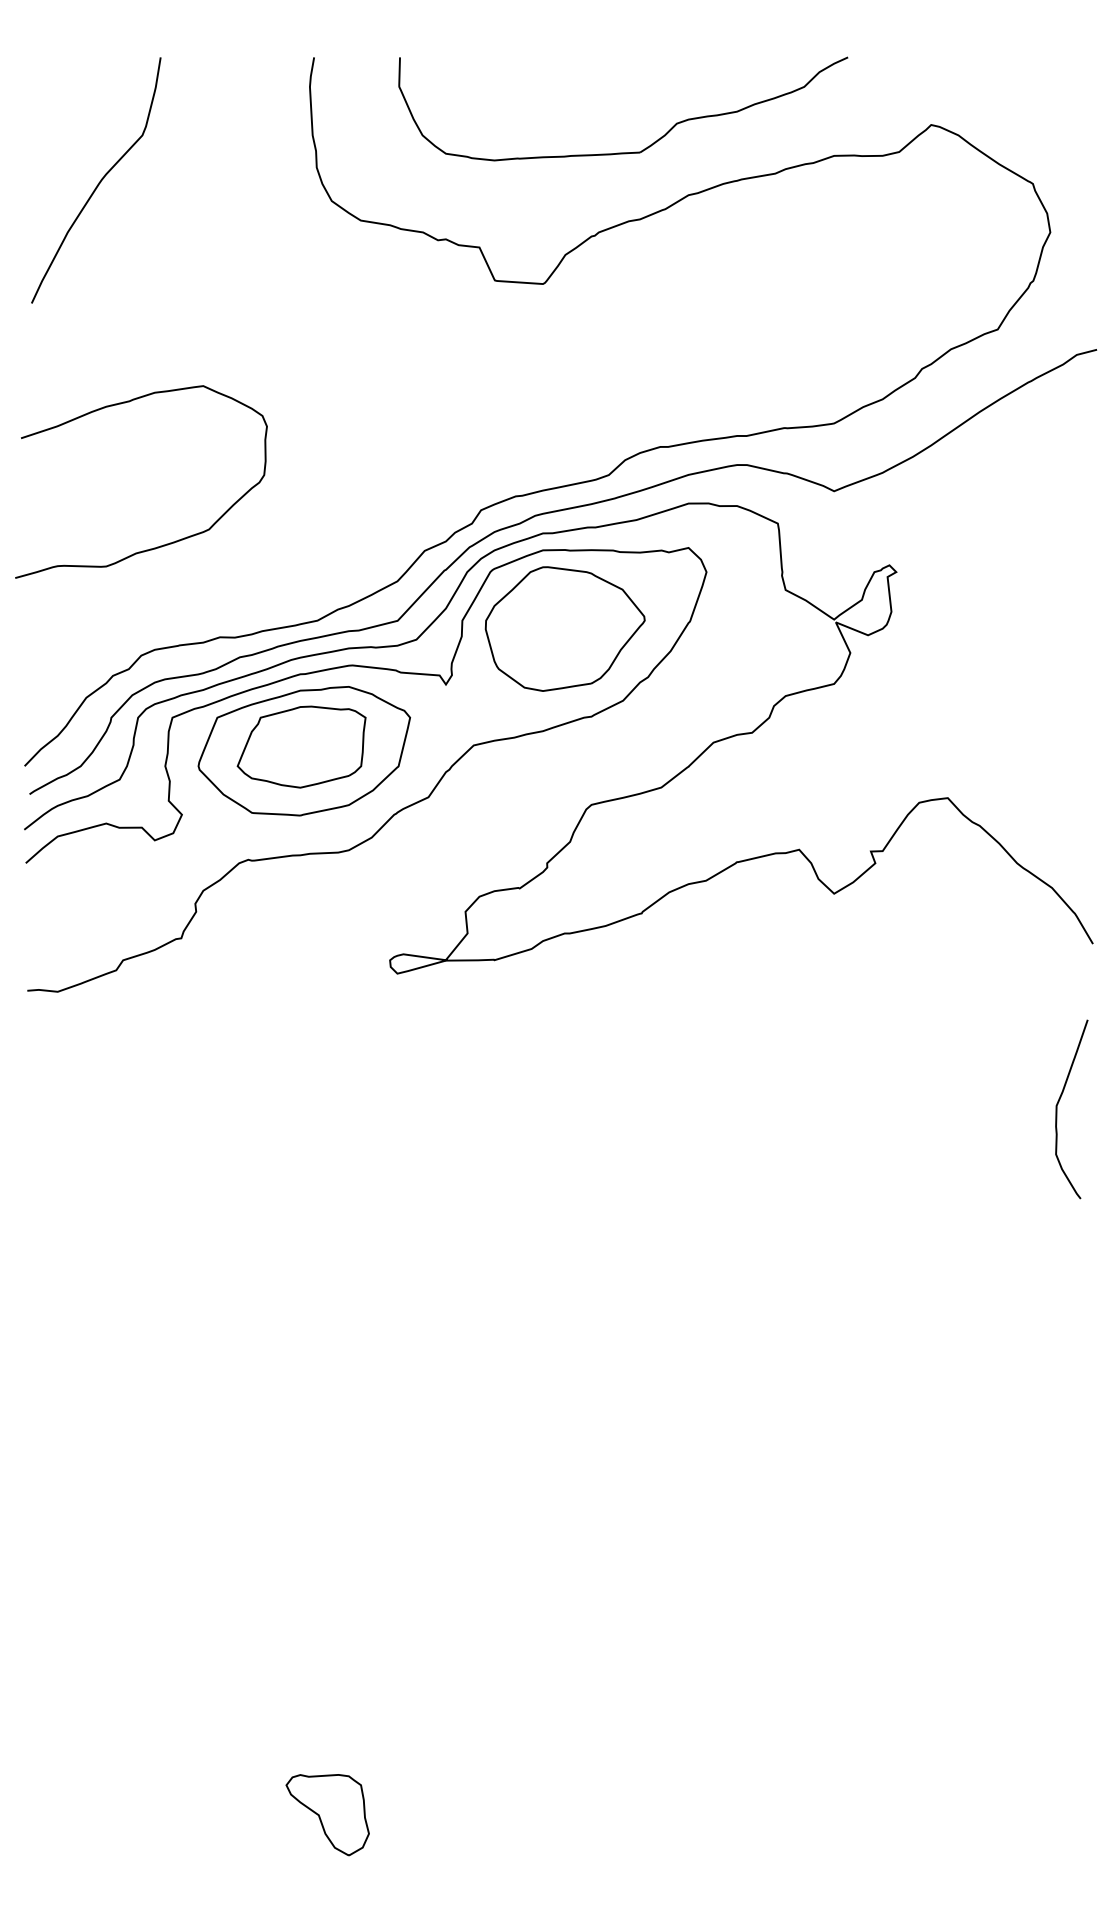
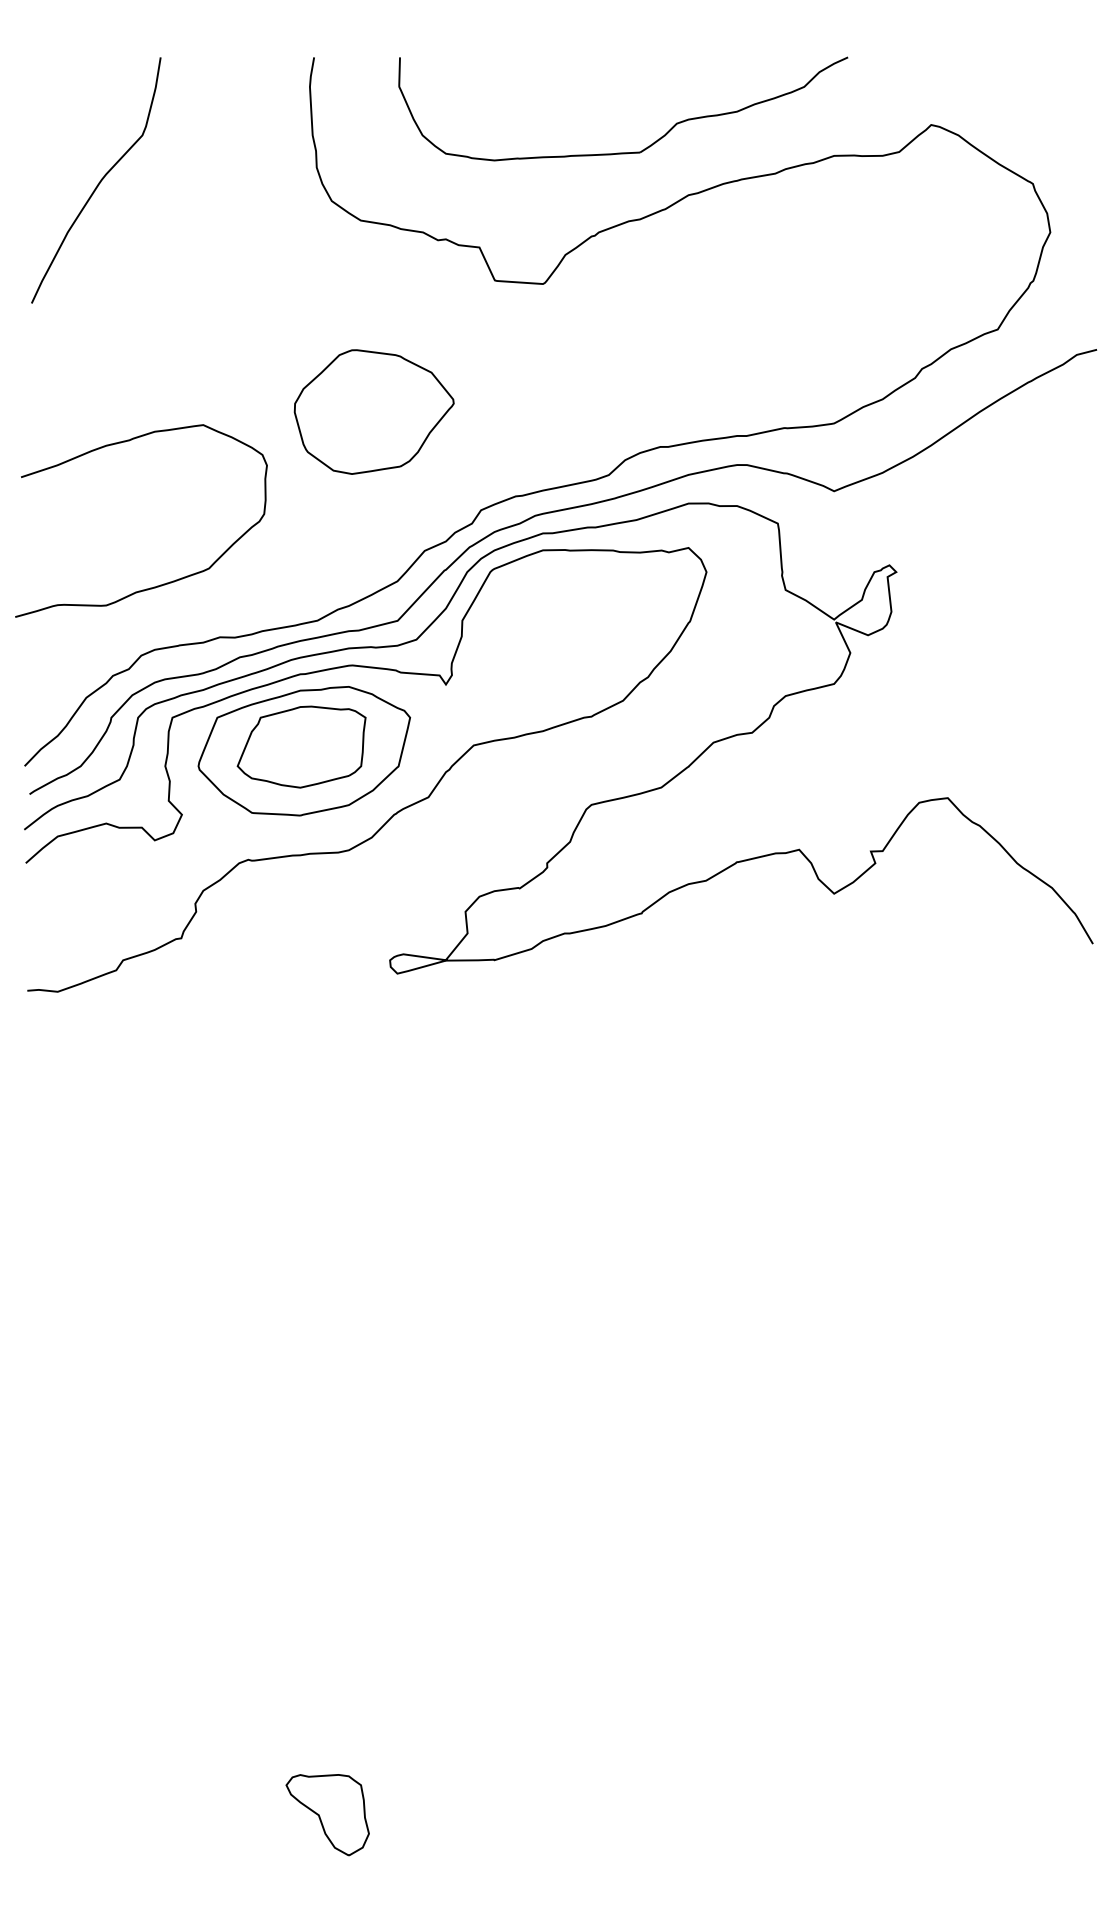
curve position: (163, 544) -> (163, 583) (163, 583)
part position: (564, 628) -> (373, 411) (373, 411)
curve: present -> none (1059, 1102)
